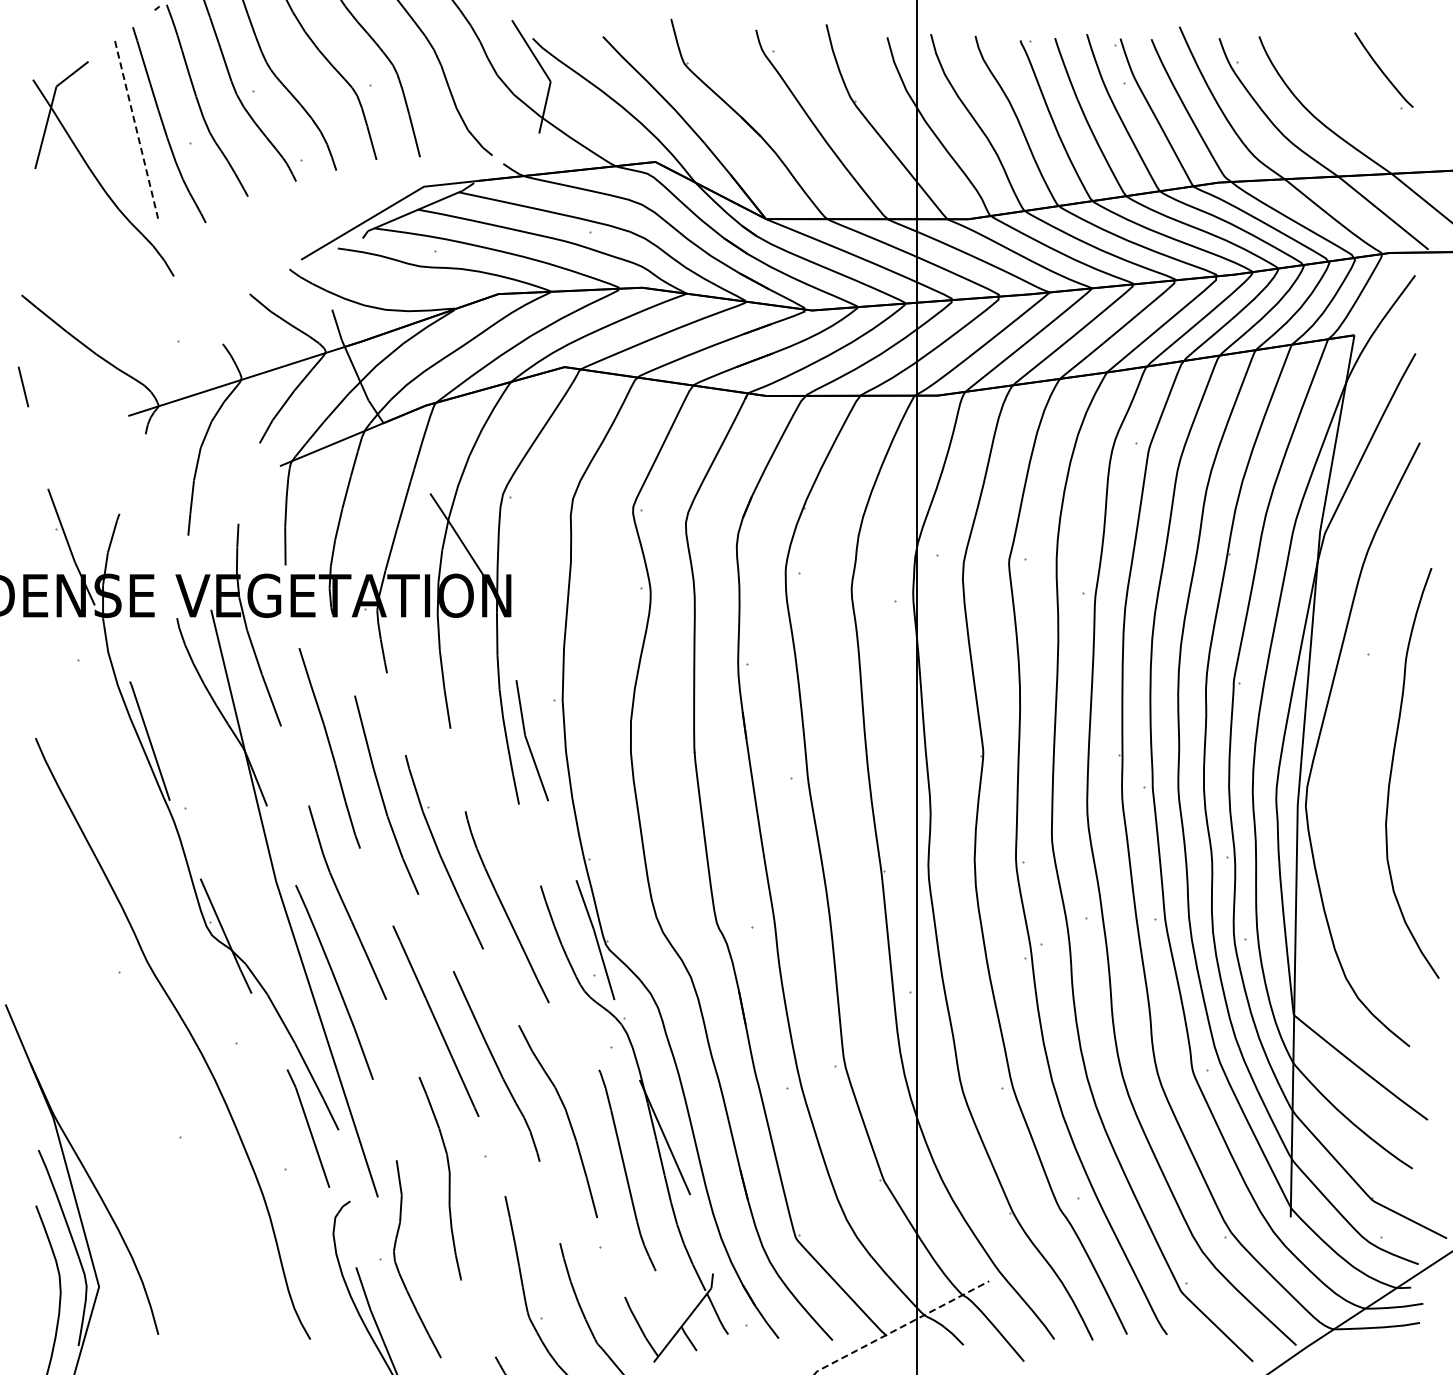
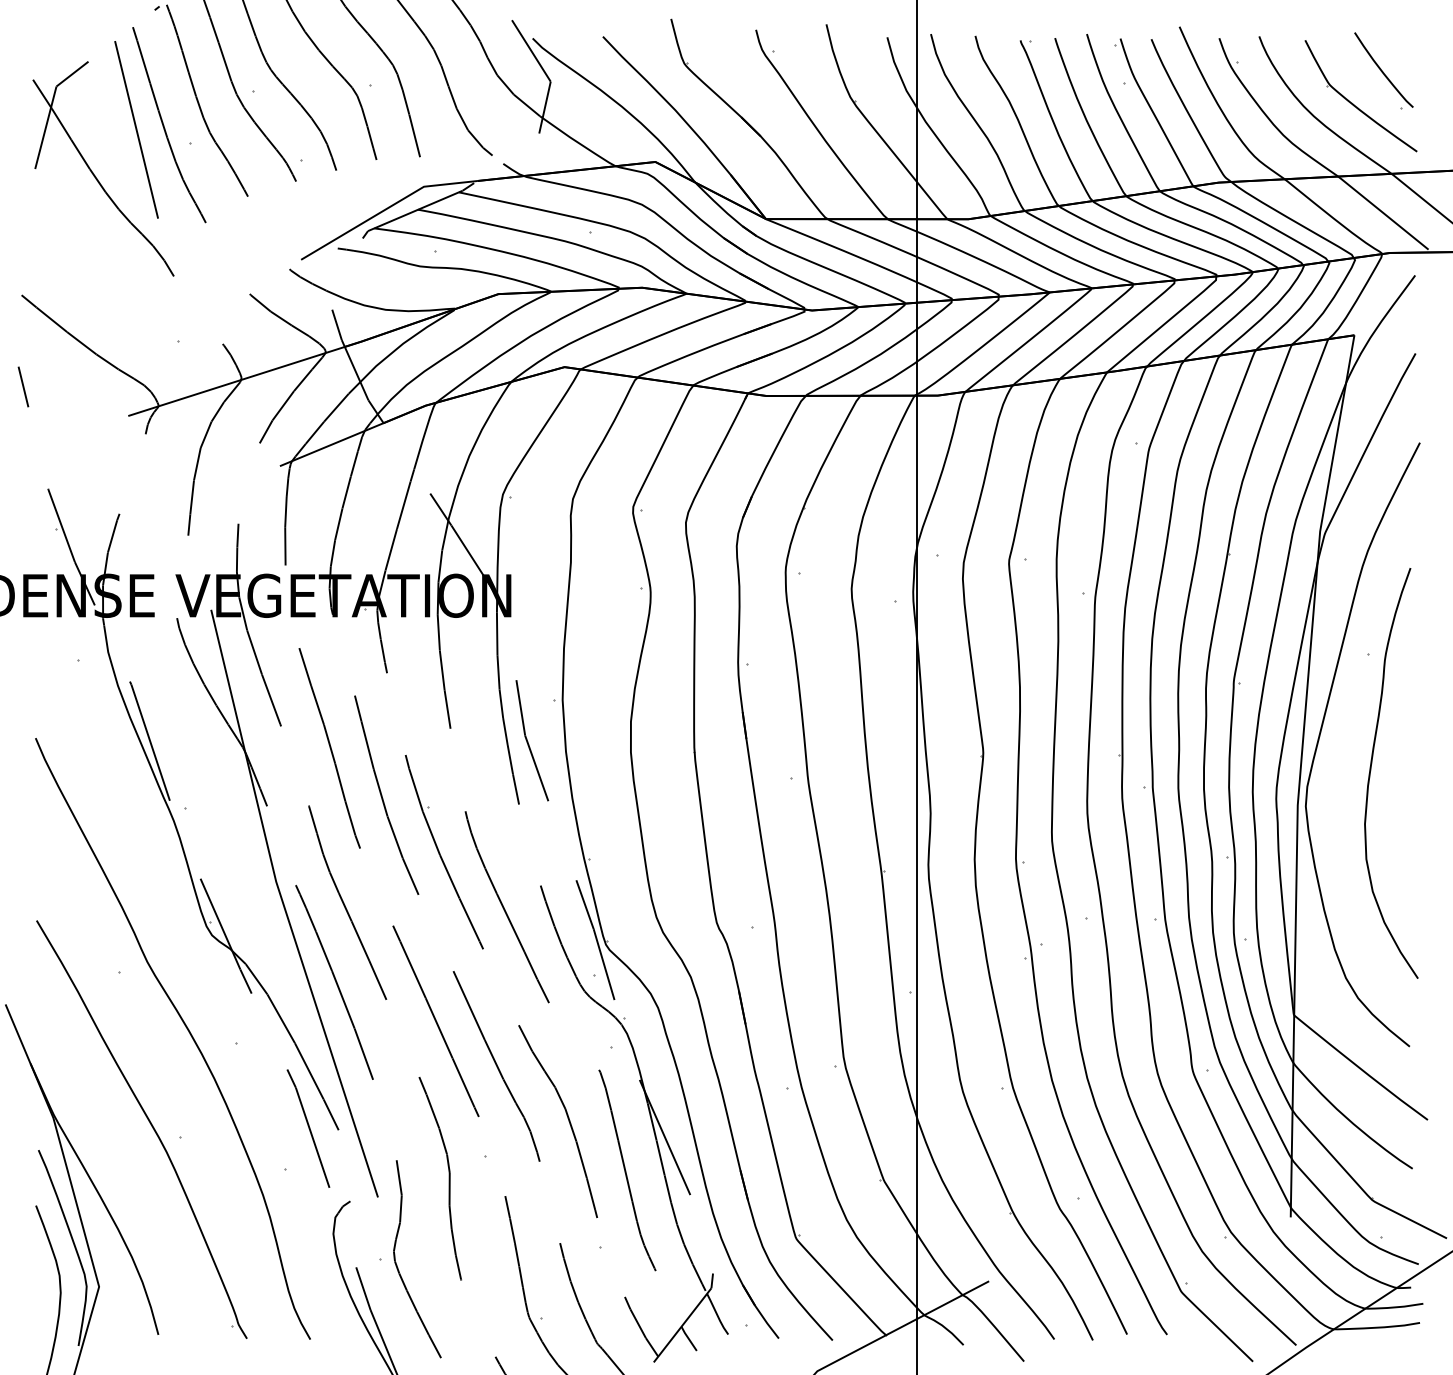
part: none -> present (1353, 103)
line: dashed -> solid (136, 130)
curve position: (1392, 770) -> (1371, 770) (1371, 770)
part: none -> present (149, 1123)
line: dashed -> solid (900, 1327)
